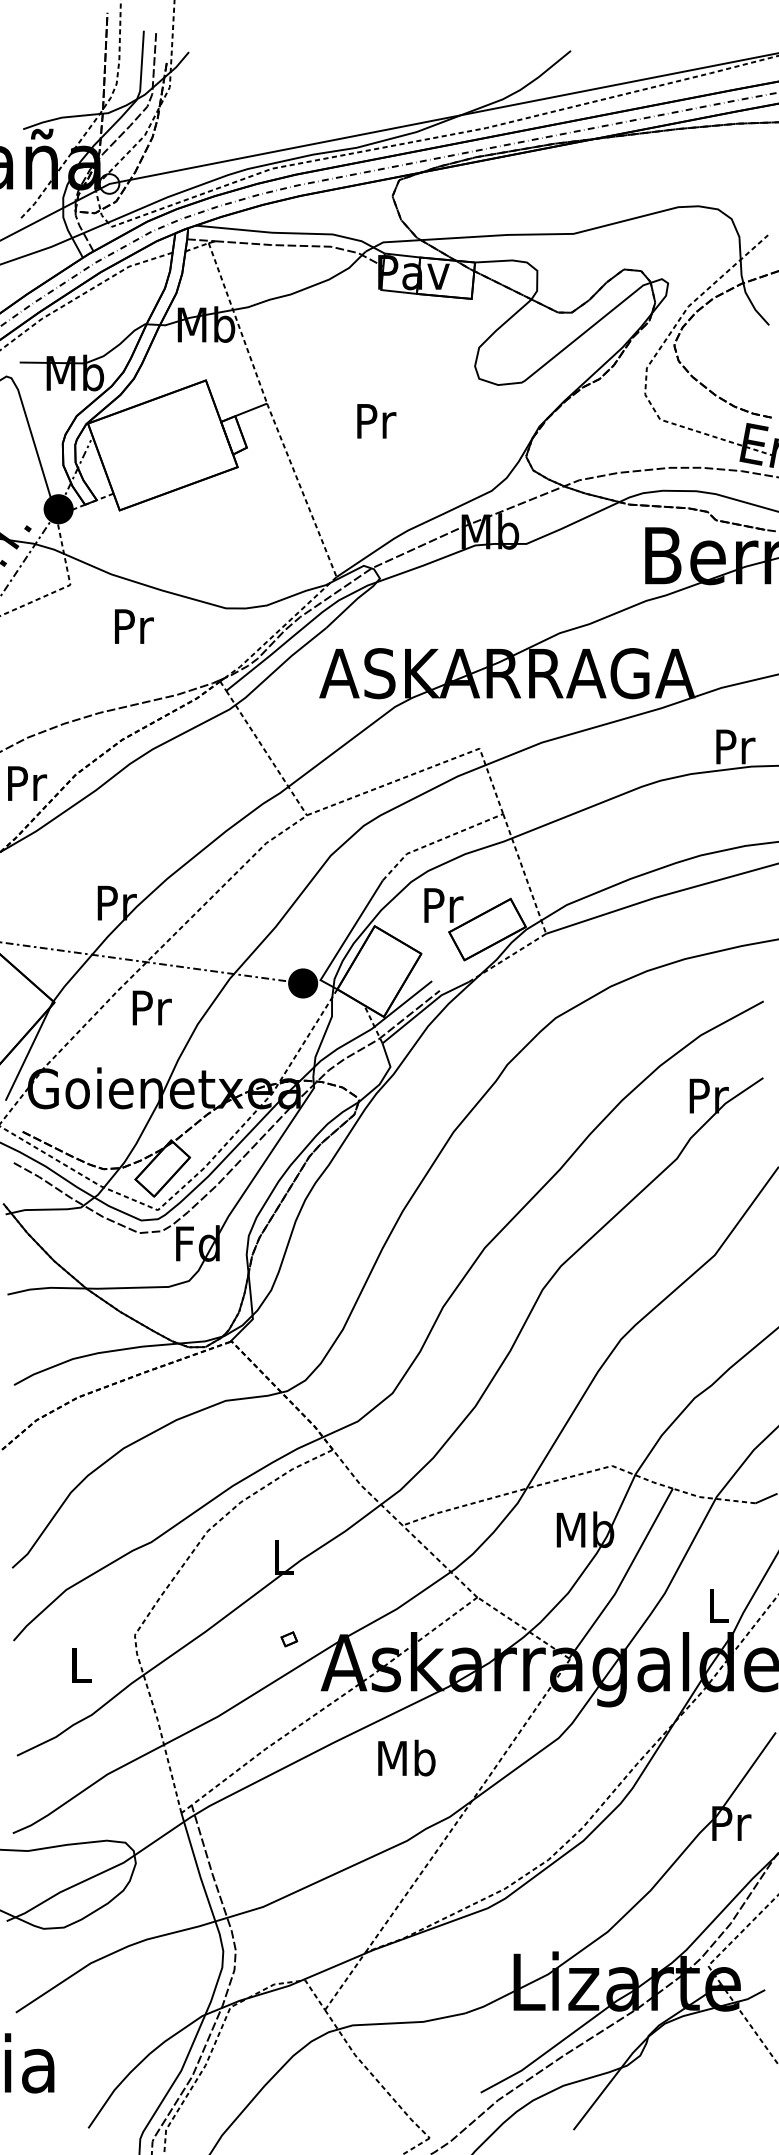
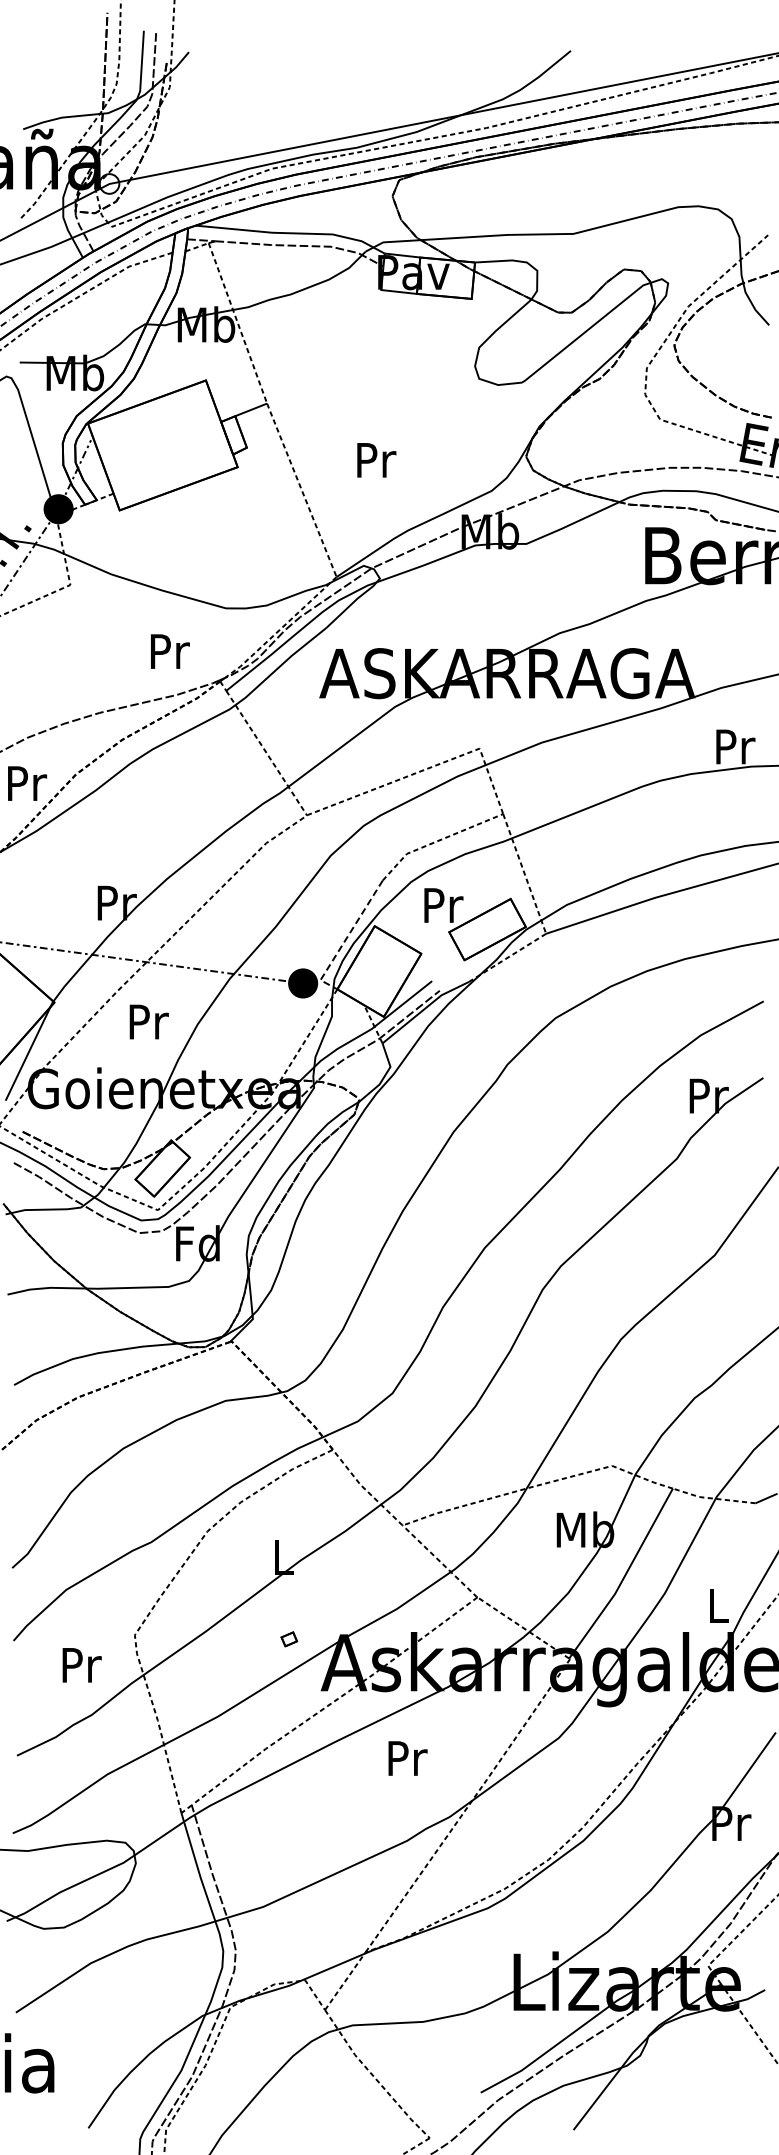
text position: (376, 421) -> (376, 460) (376, 460)
text position: (134, 626) -> (170, 651) (170, 651)
line: solid -> dashed (345, 939)
text position: (151, 1007) -> (148, 1021) (148, 1021)
text: L -> Pr (81, 1665)
text: Mb -> Pr (406, 1757)
